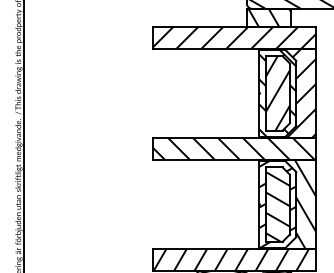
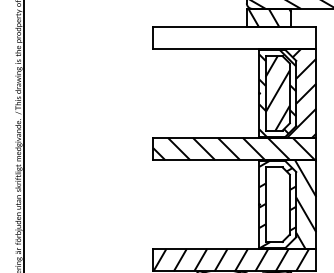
hatch: present -> none (234, 37)
hatch: present -> none (277, 206)
